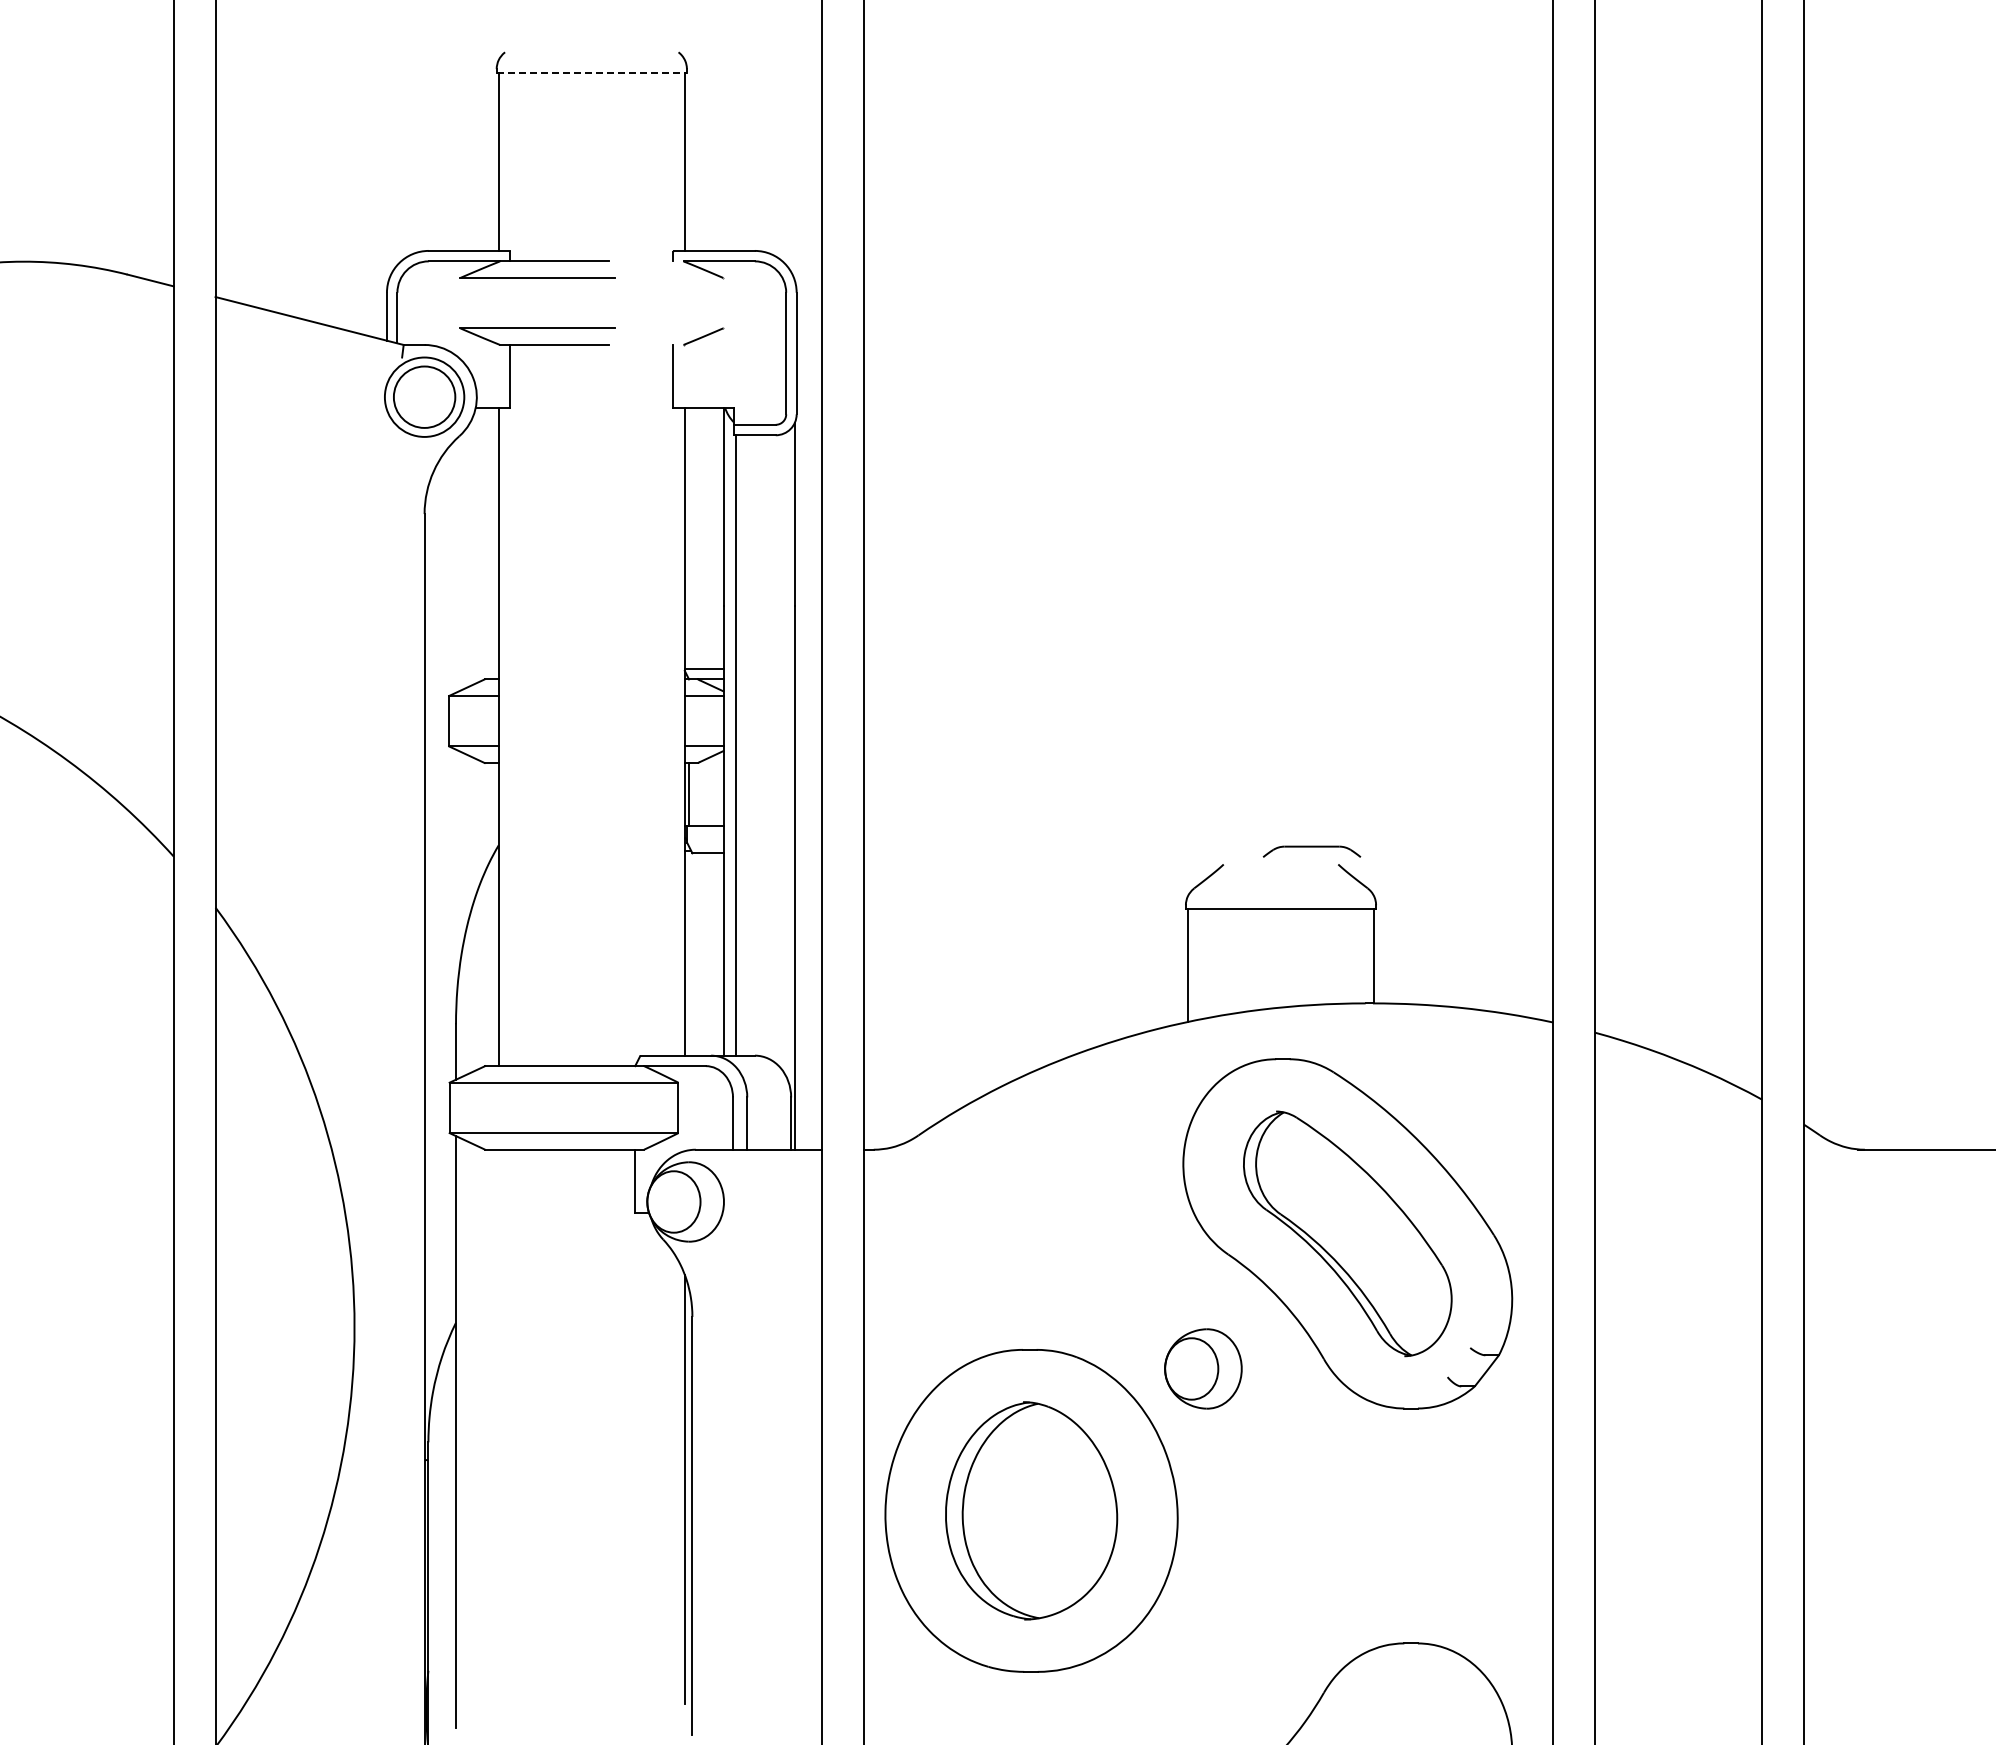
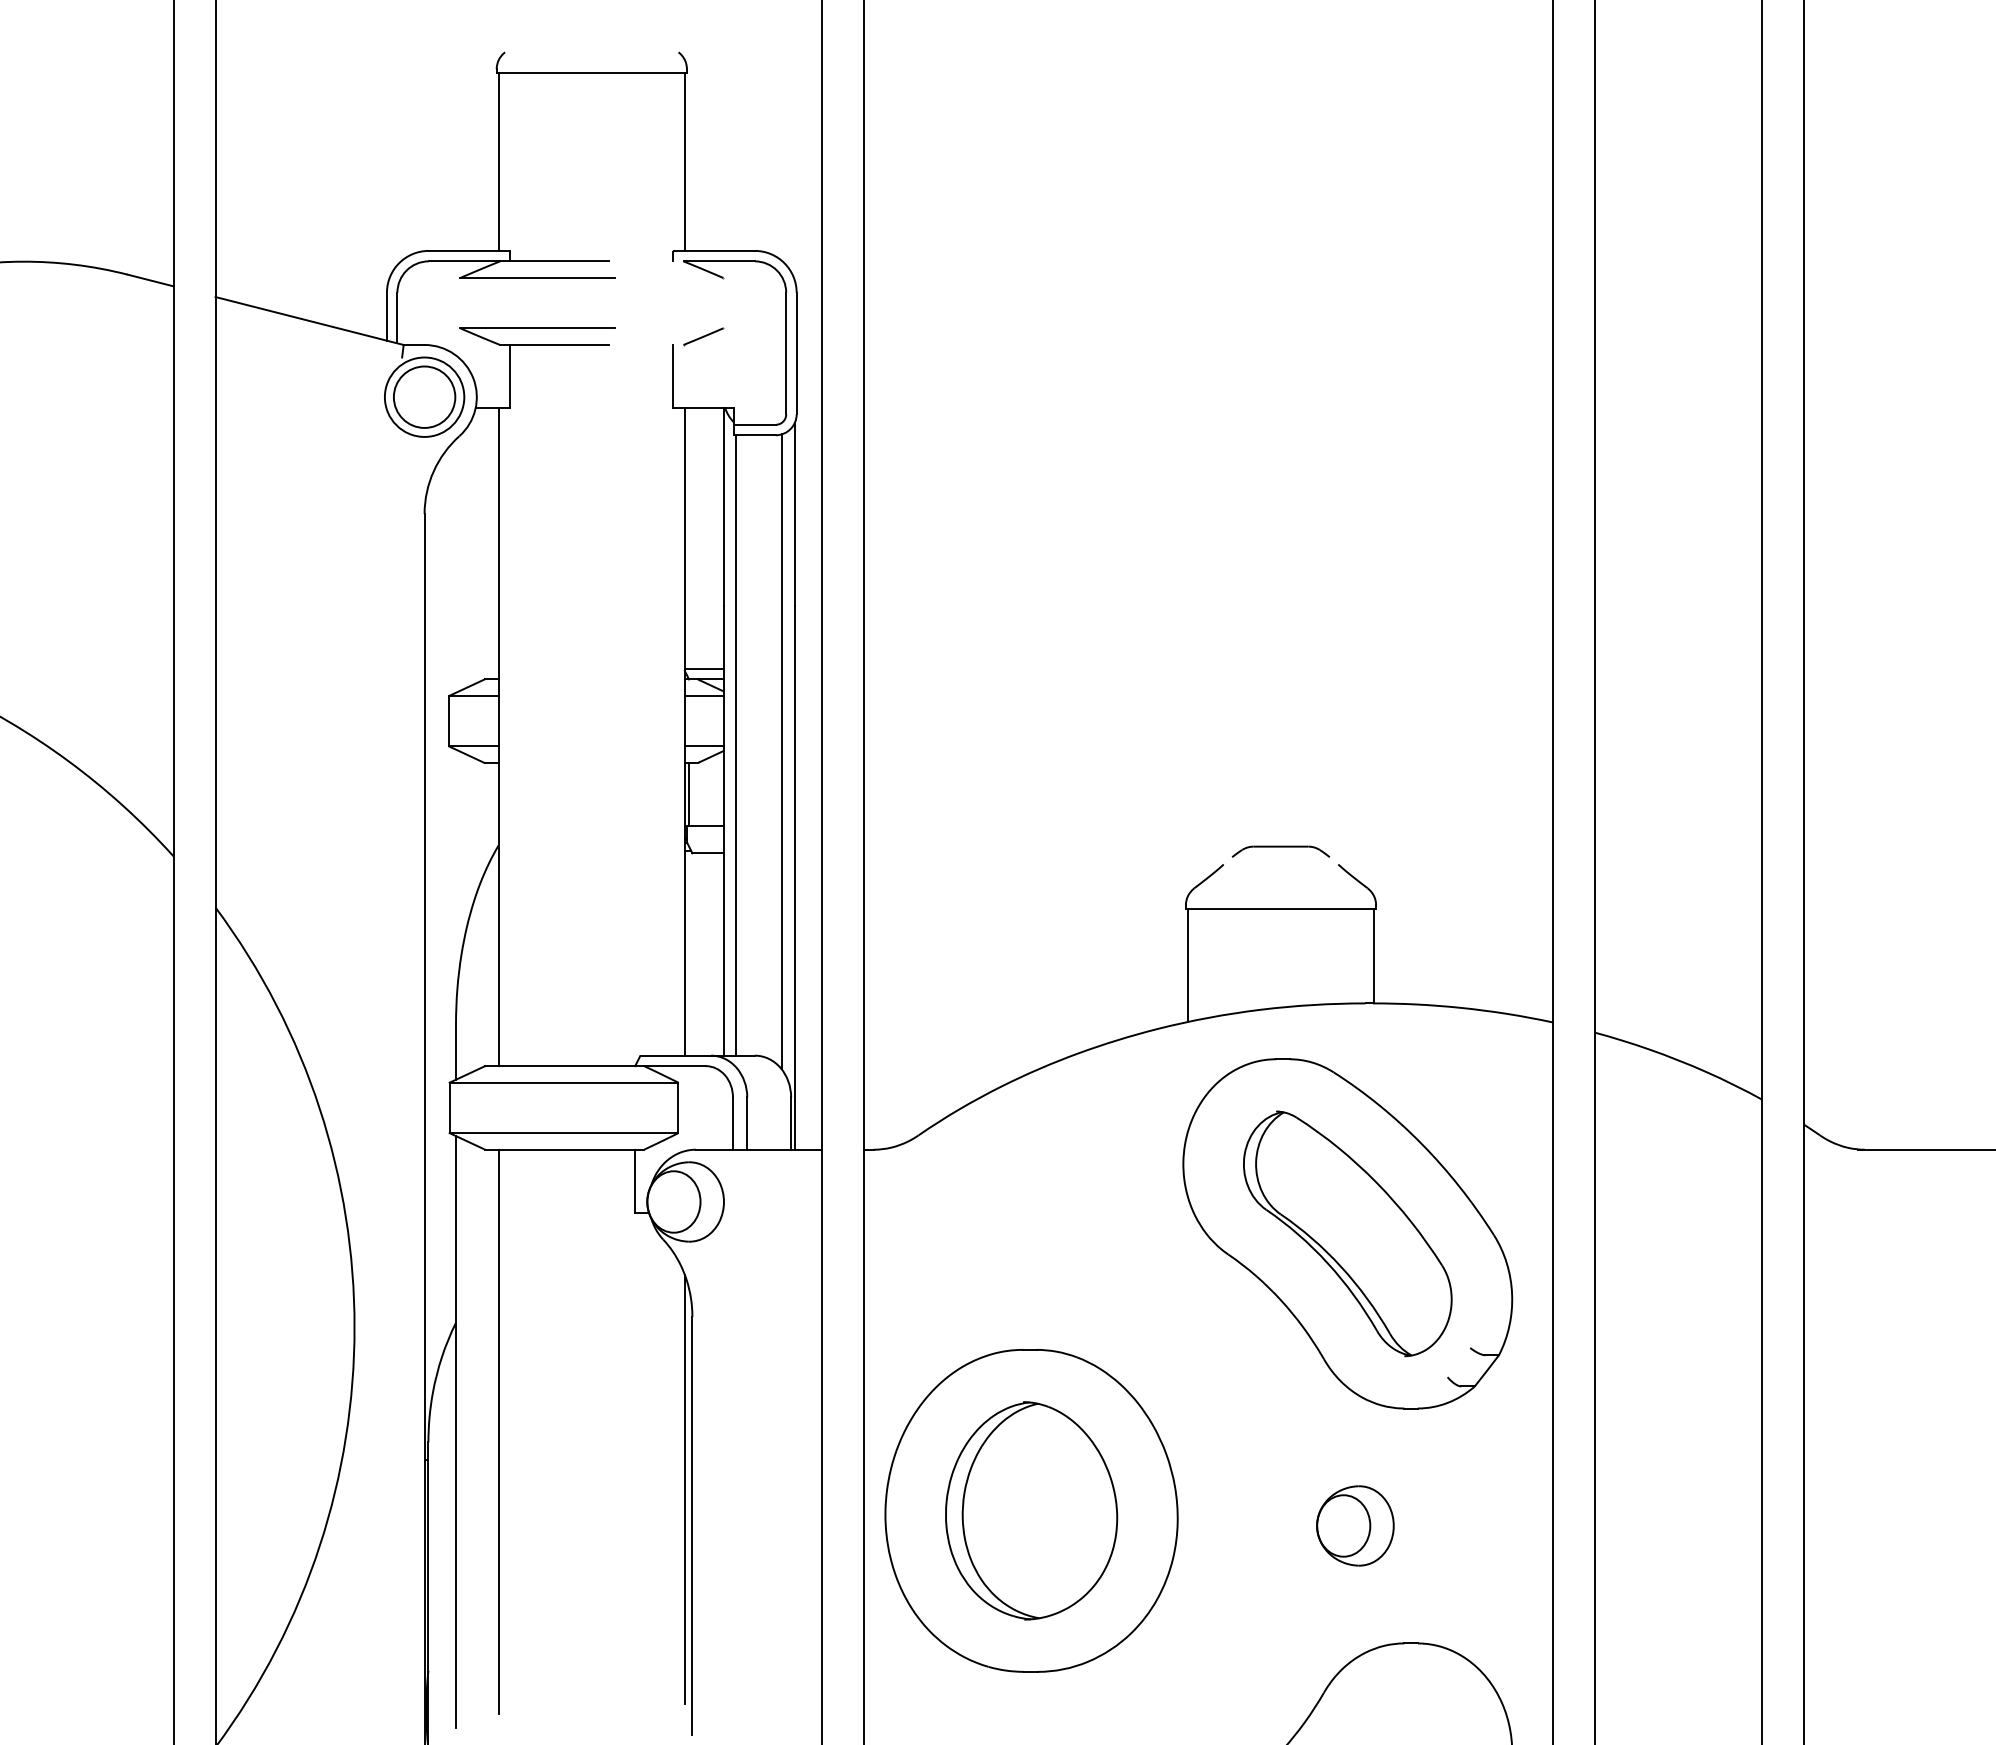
line: dashed -> solid (592, 73)
line: none -> present (781, 751)
part position: (1311, 851) -> (1280, 851) (1280, 851)
part position: (1203, 1368) -> (1355, 1525) (1355, 1525)
line: none -> present (498, 1431)
